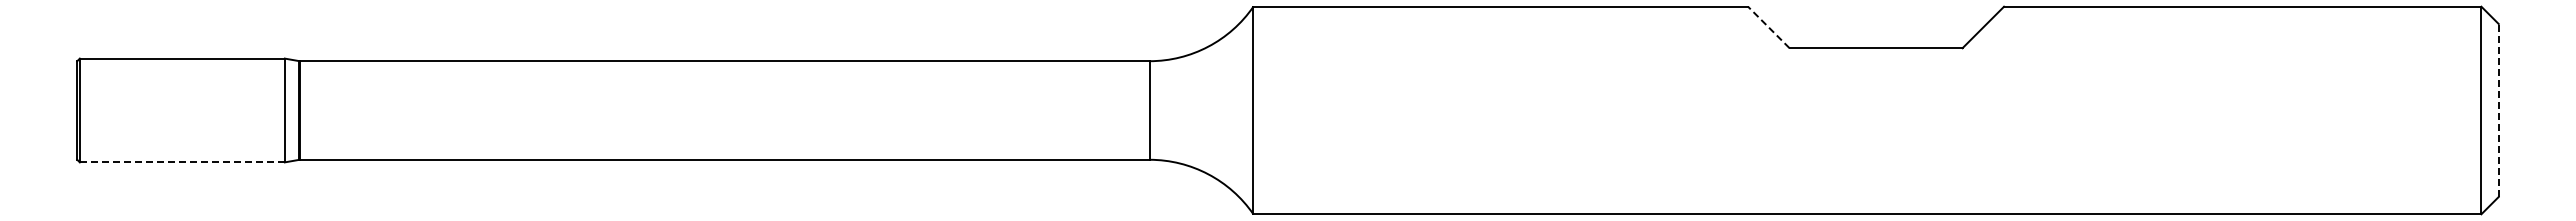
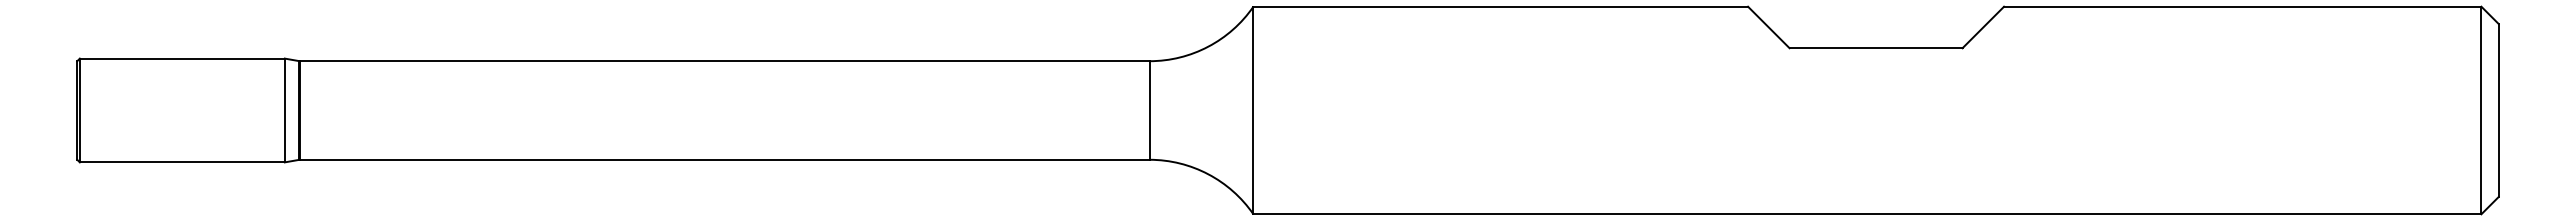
line: dashed -> solid (1768, 27)
line: dashed -> solid (2498, 110)
line: dashed -> solid (182, 162)
